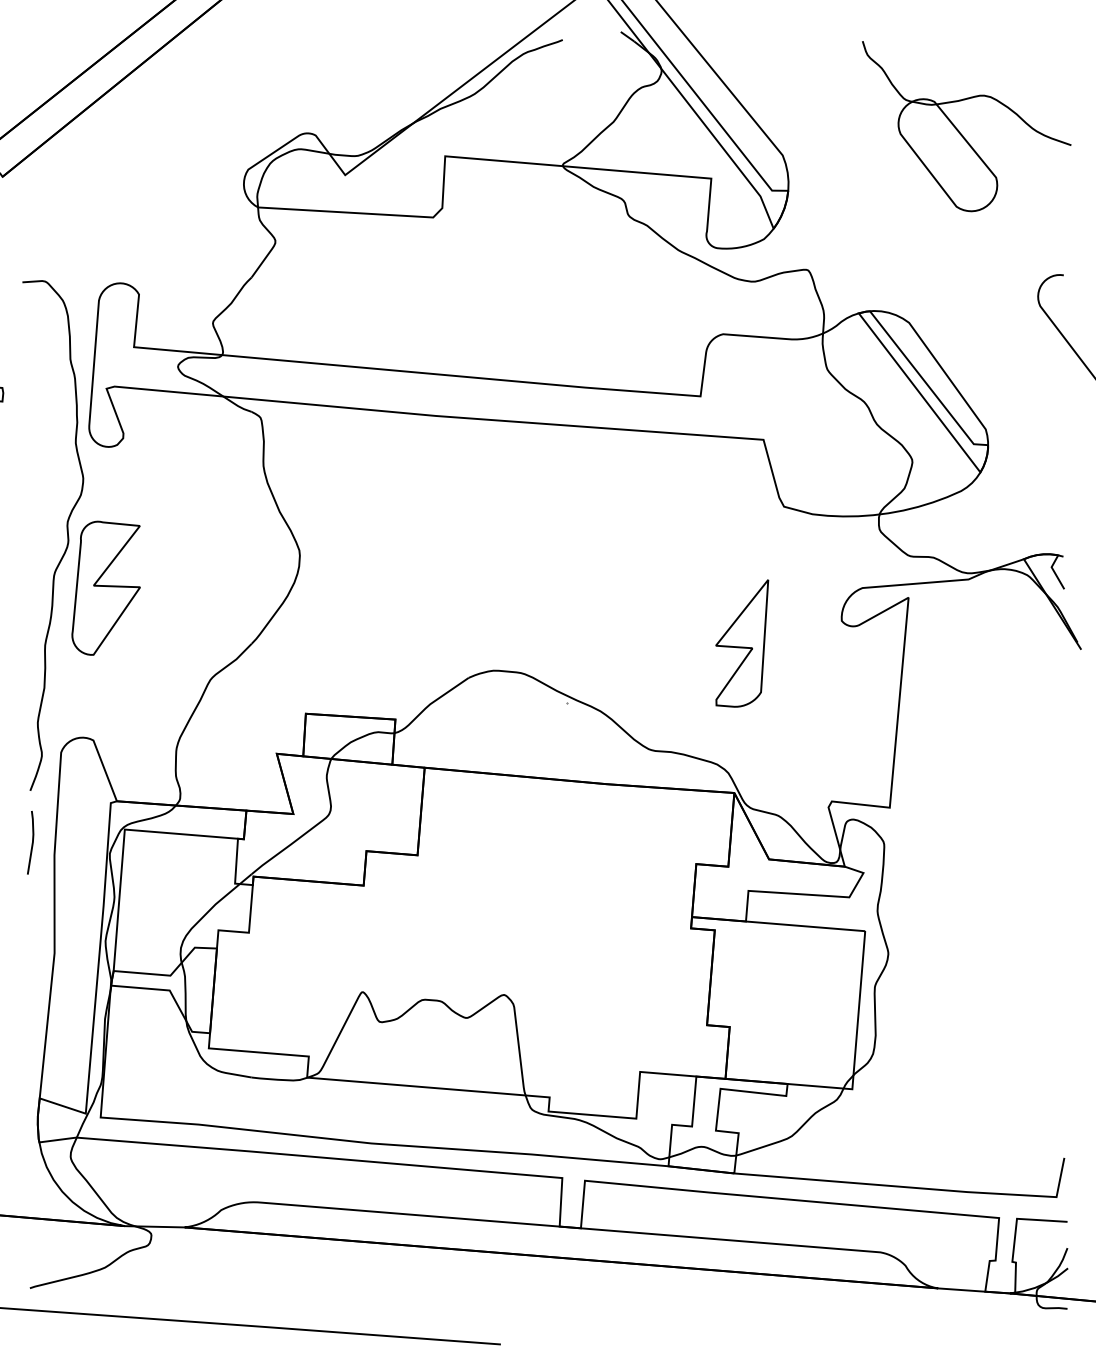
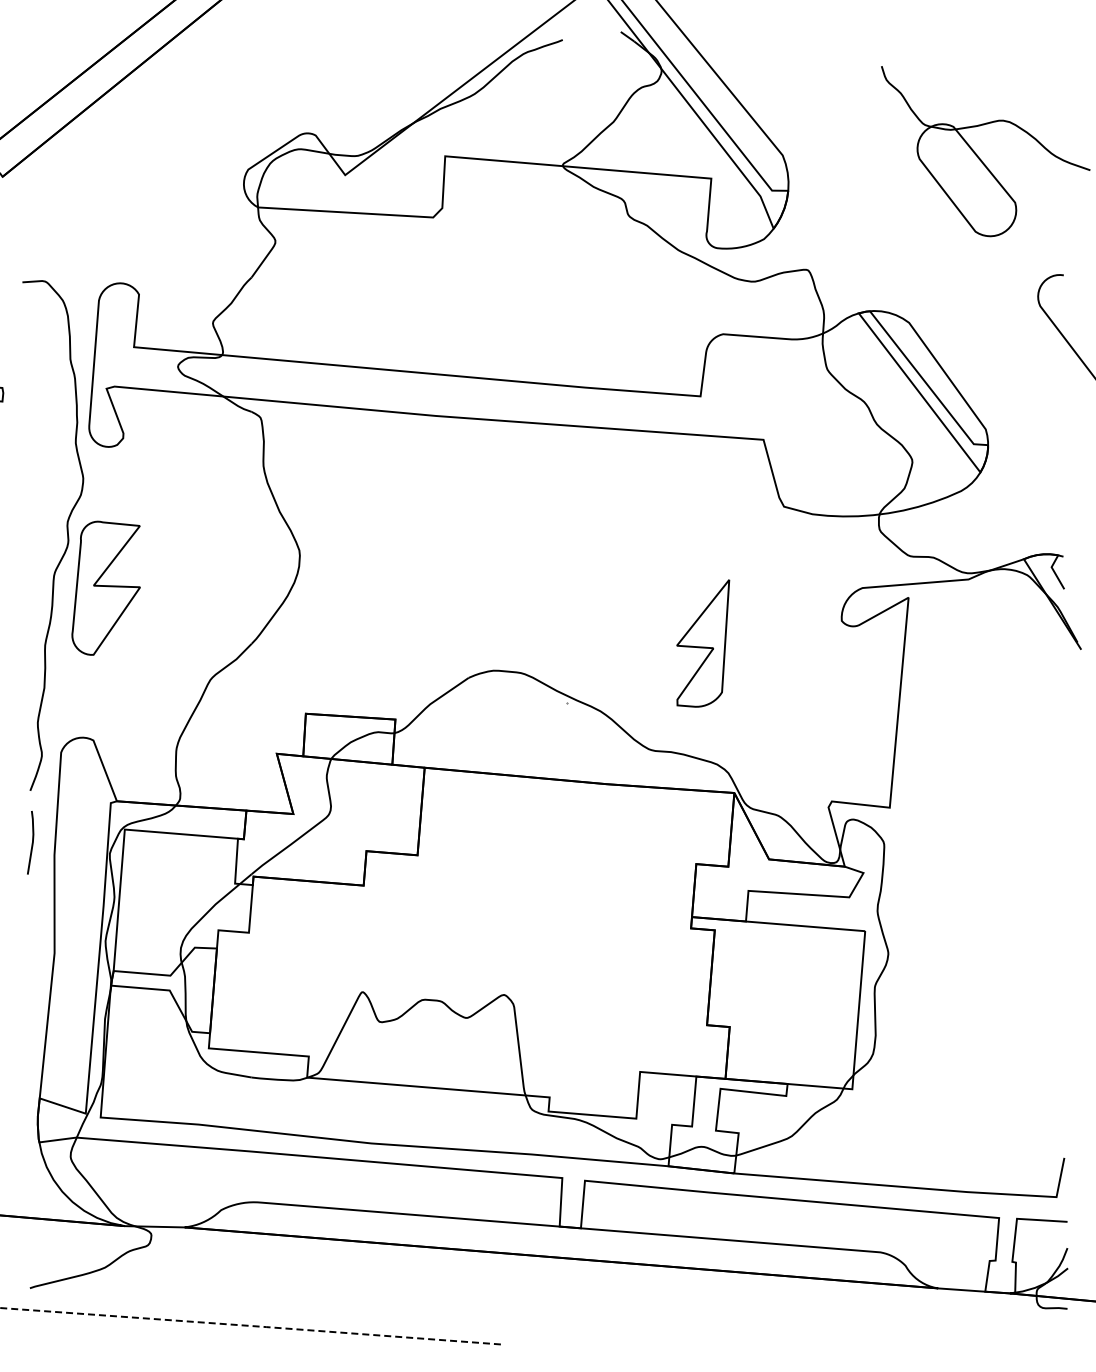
part position: (959, 130) -> (978, 155) (978, 155)
part position: (742, 643) -> (703, 643) (703, 643)
line: solid -> dashed (251, 1326)
